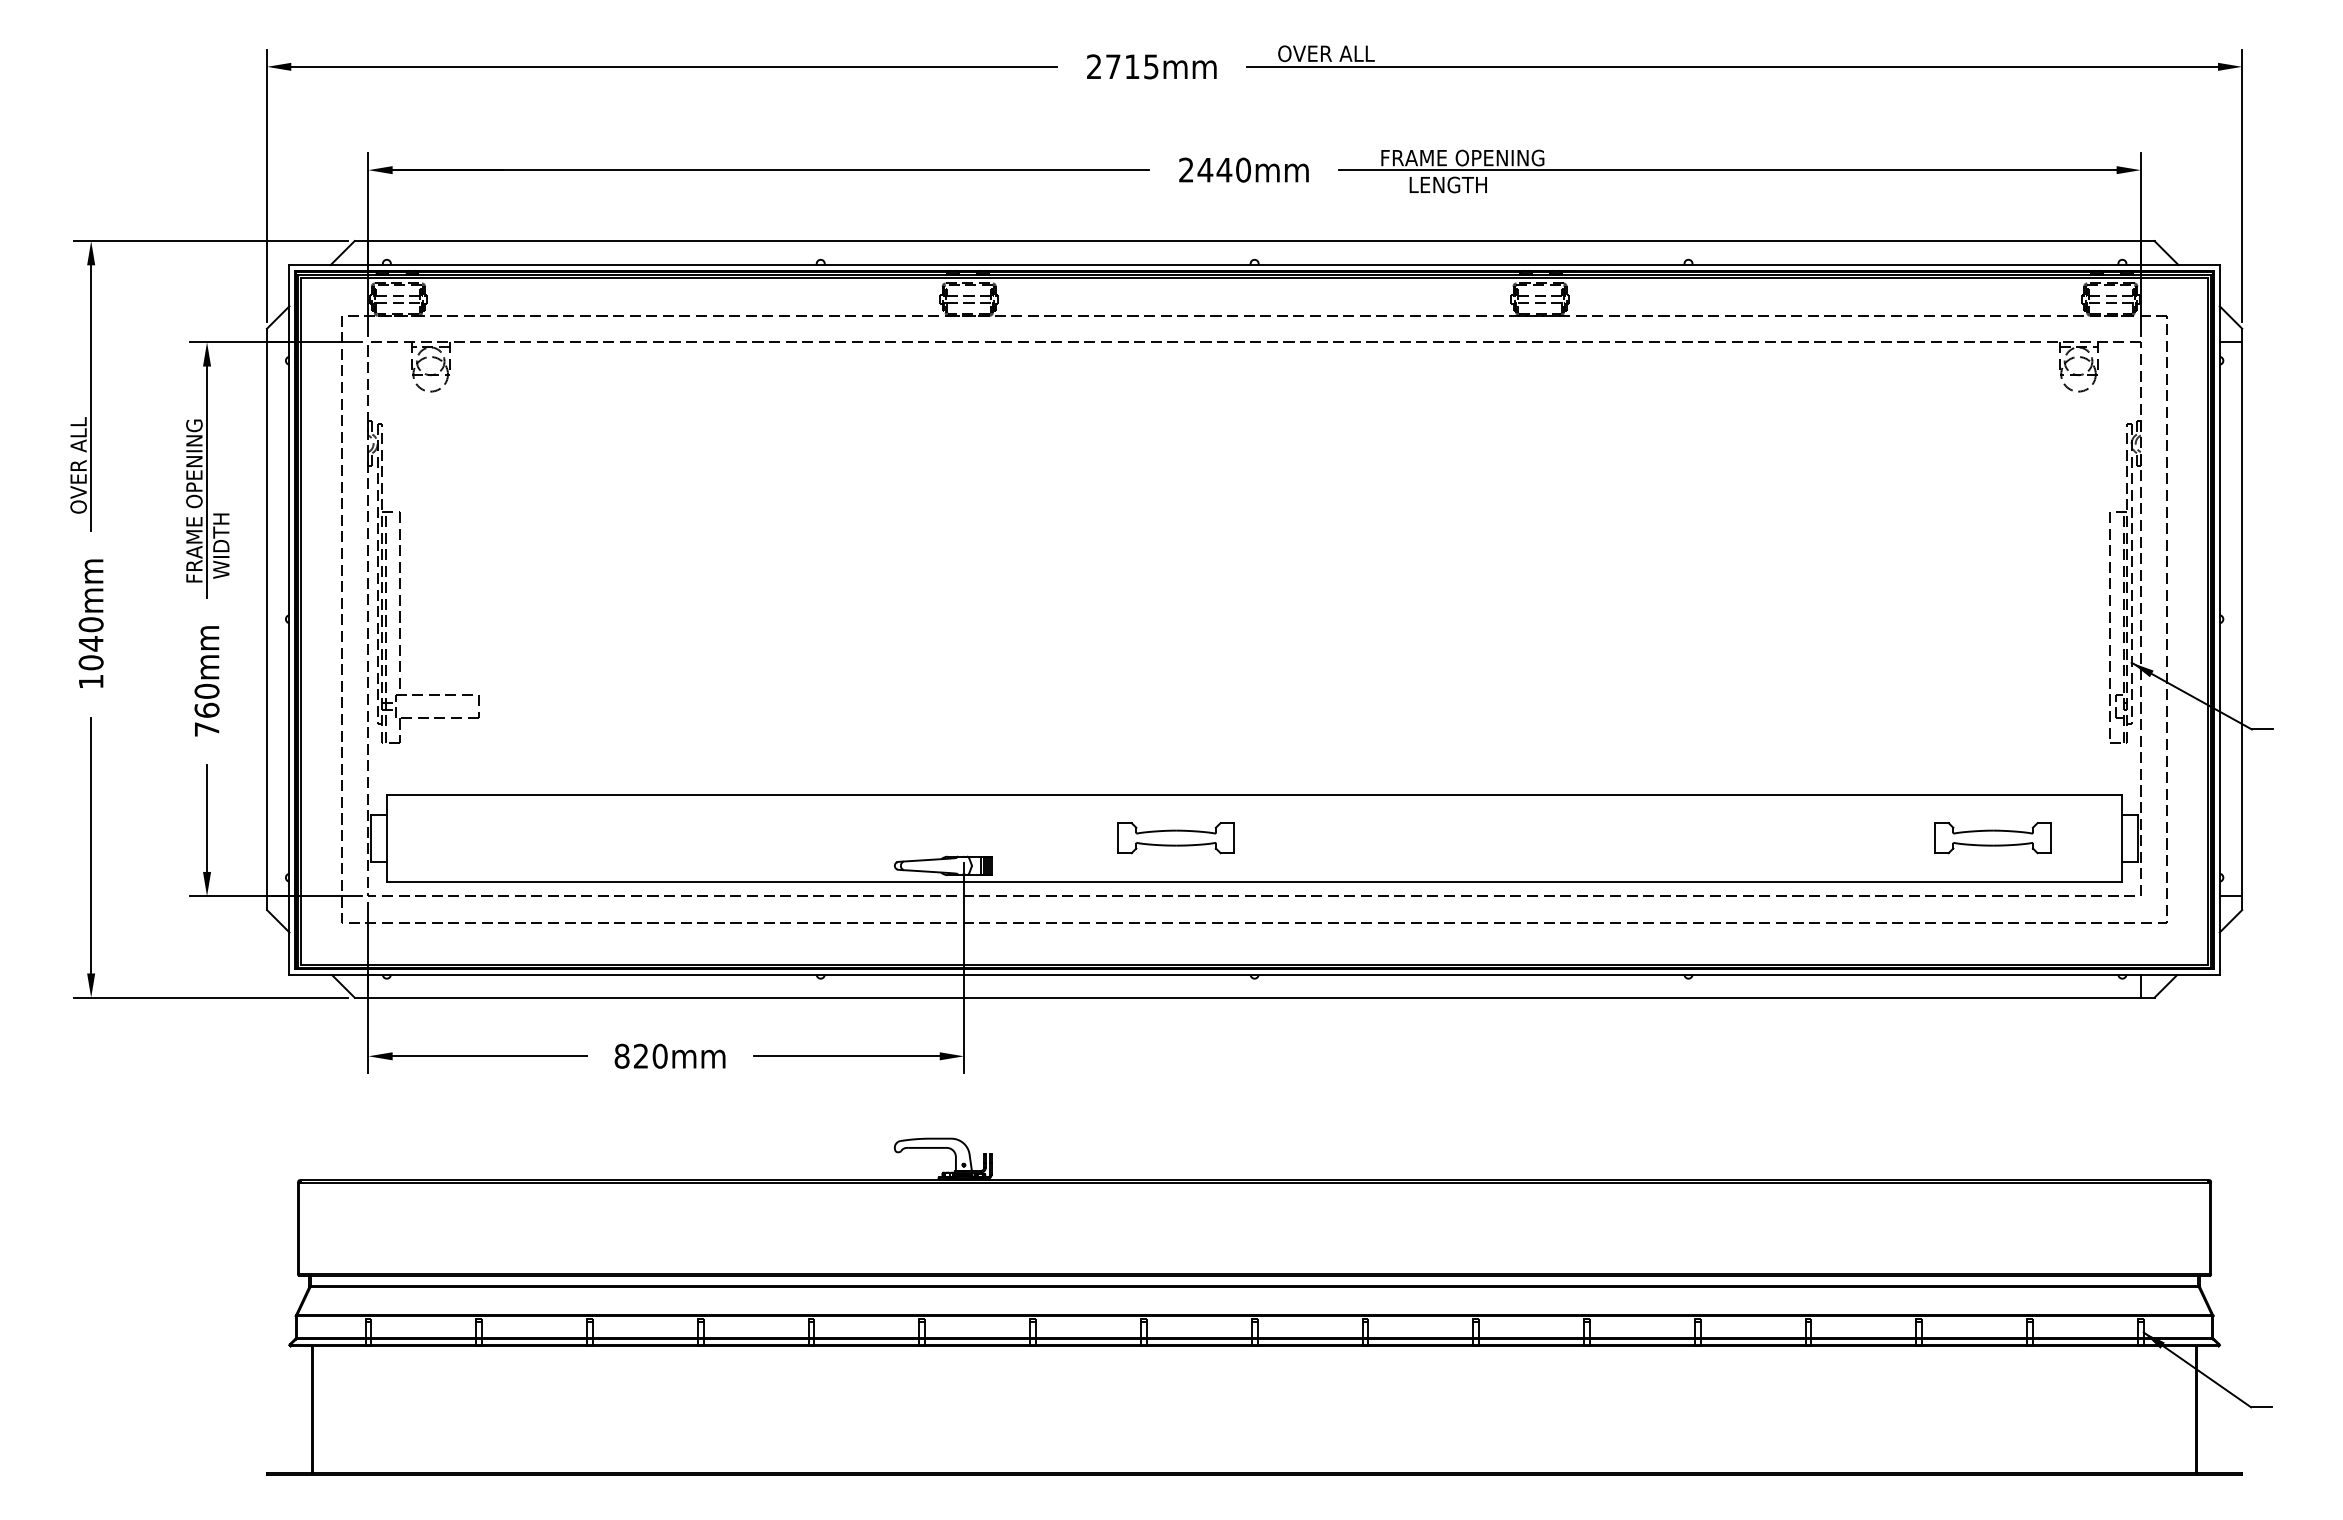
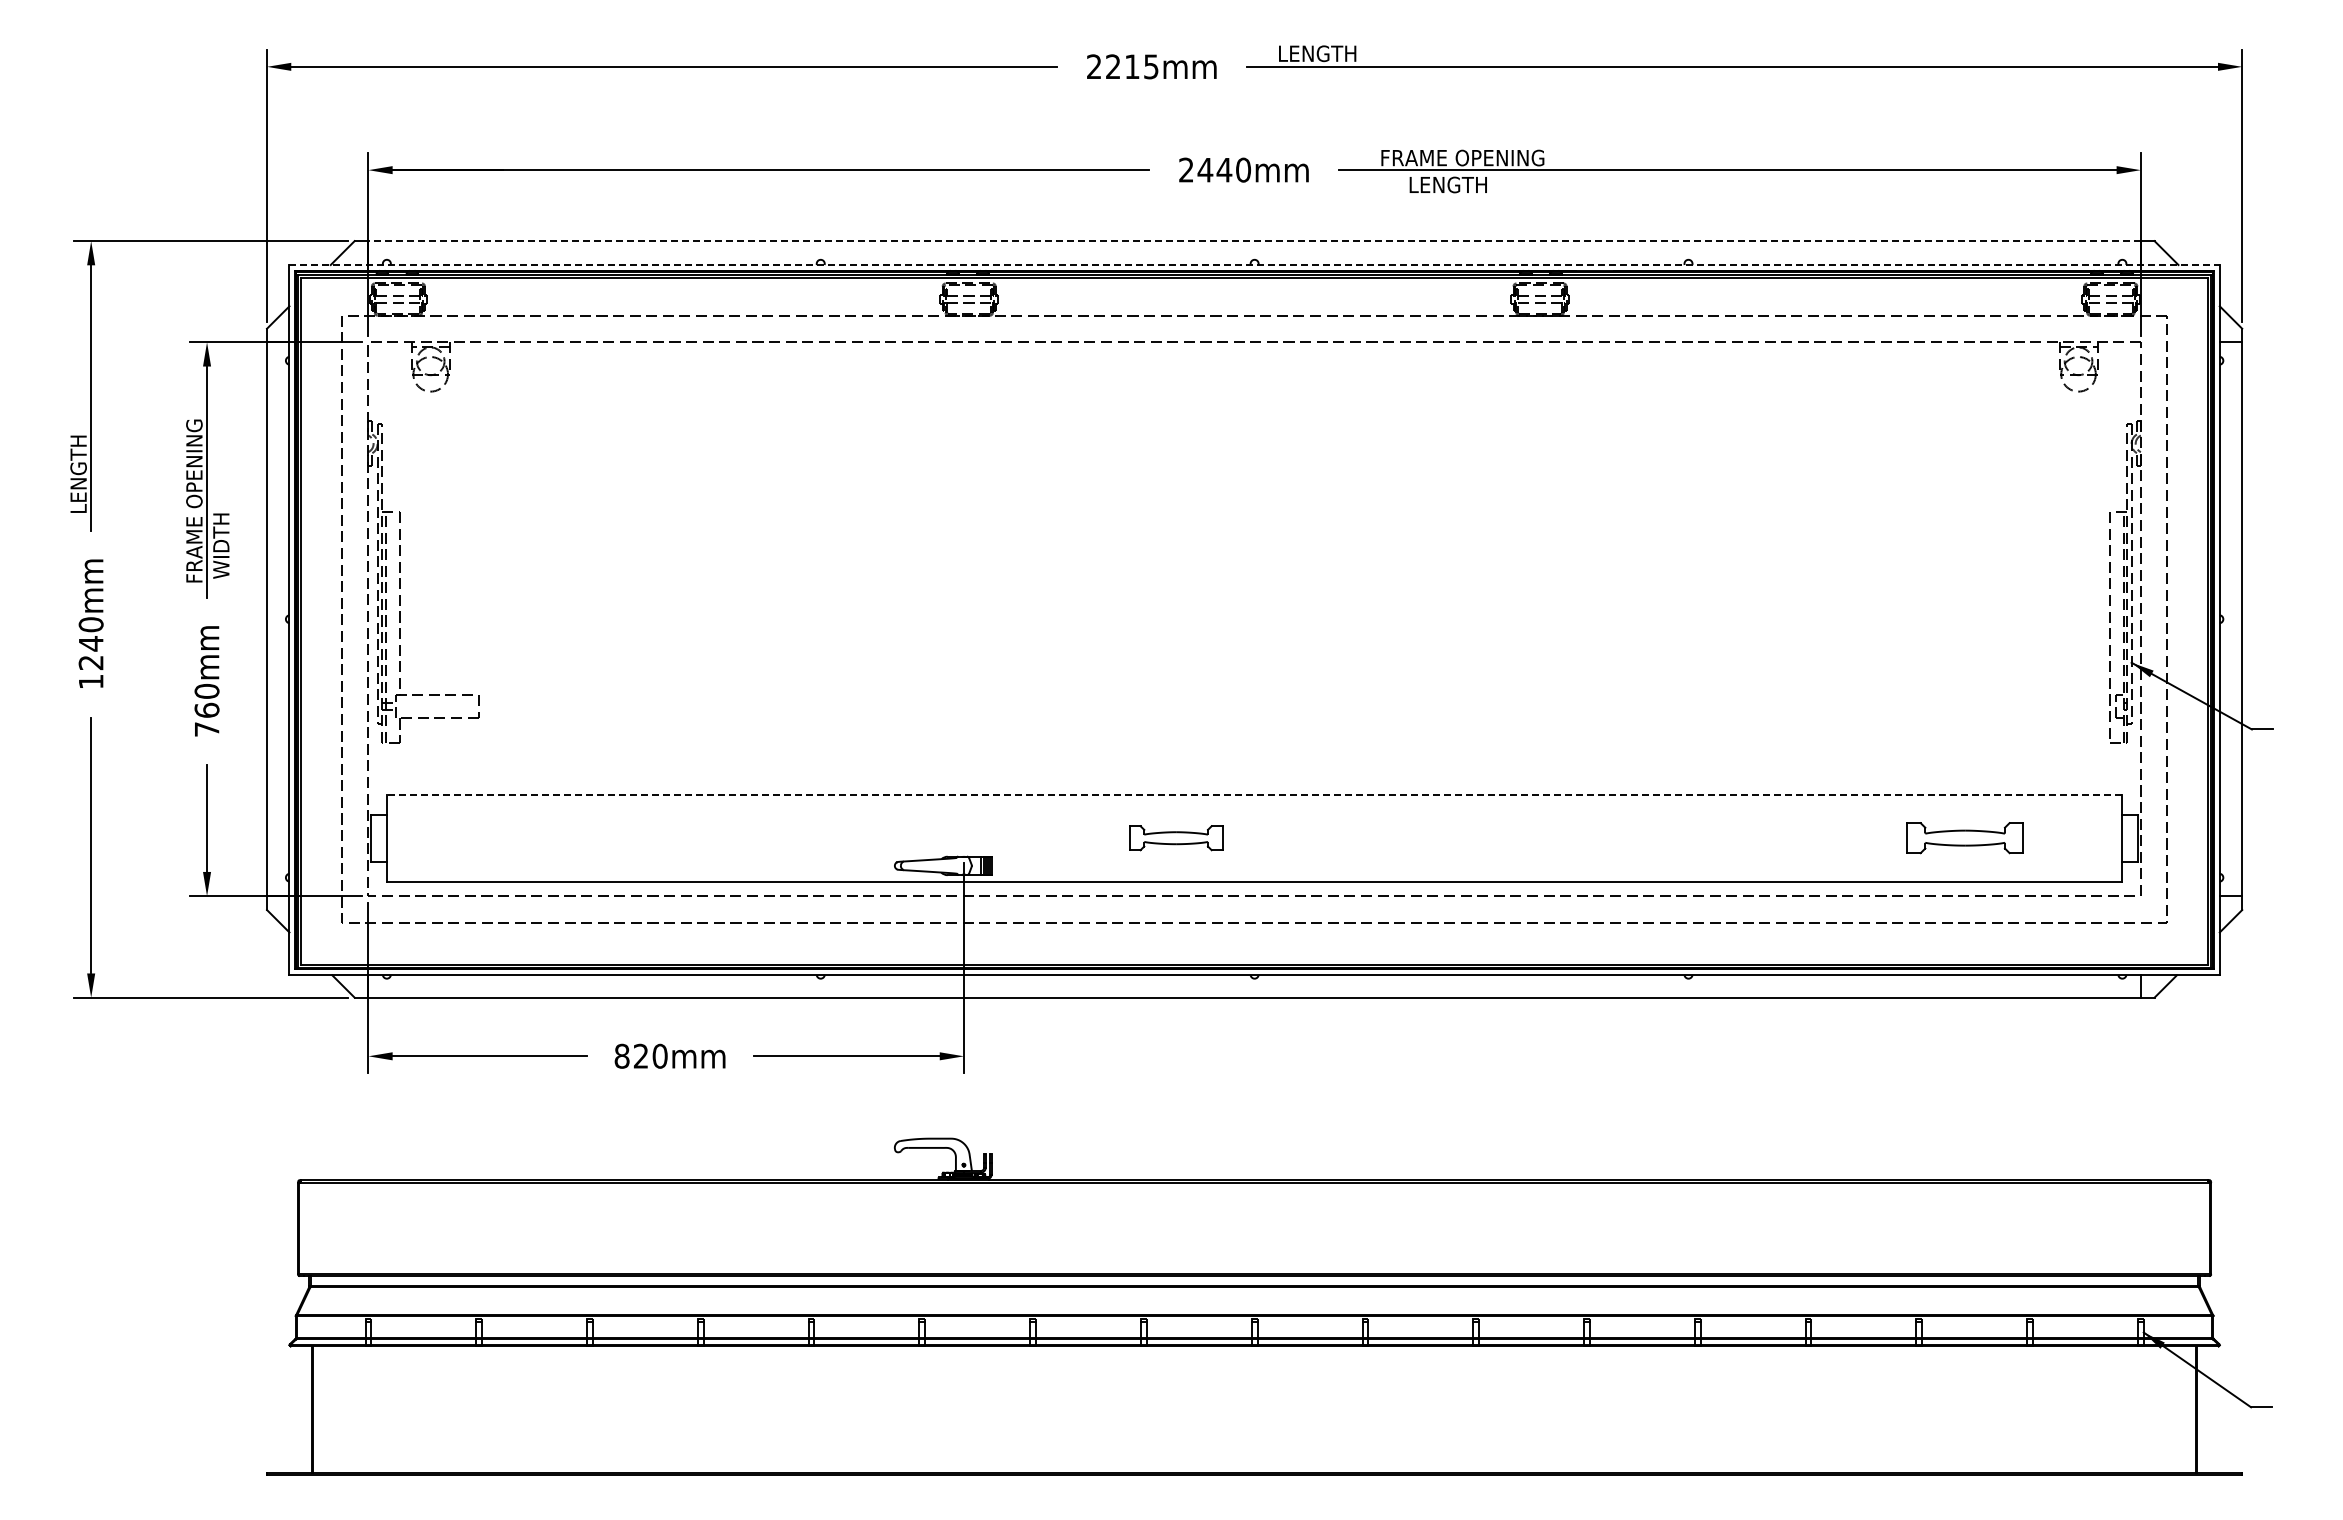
text: OVER ALL -> LENGTH (1326, 53)
text: 2715mm -> 2215mm (1113, 66)
line: solid -> dashed (1254, 241)
line: solid -> dashed (1255, 265)
text: OVER ALL -> LENGTH (78, 465)
text: 1040mm -> 1240mm (90, 662)
line: solid -> dashed (1254, 794)
part size: 118x33 px -> 95x27 px (1176, 838)
part position: (1992, 838) -> (1964, 838) (1964, 838)
